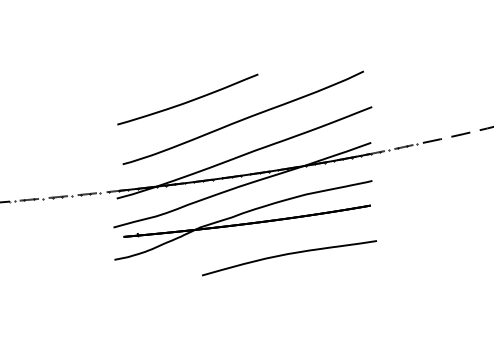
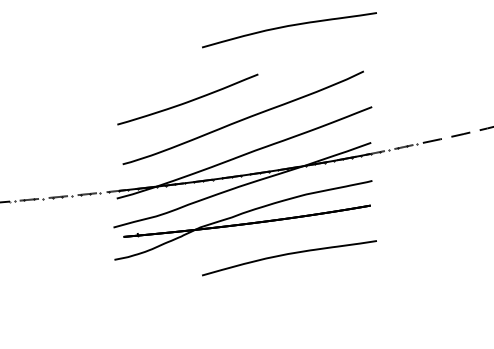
curve: none -> present (287, 27)
